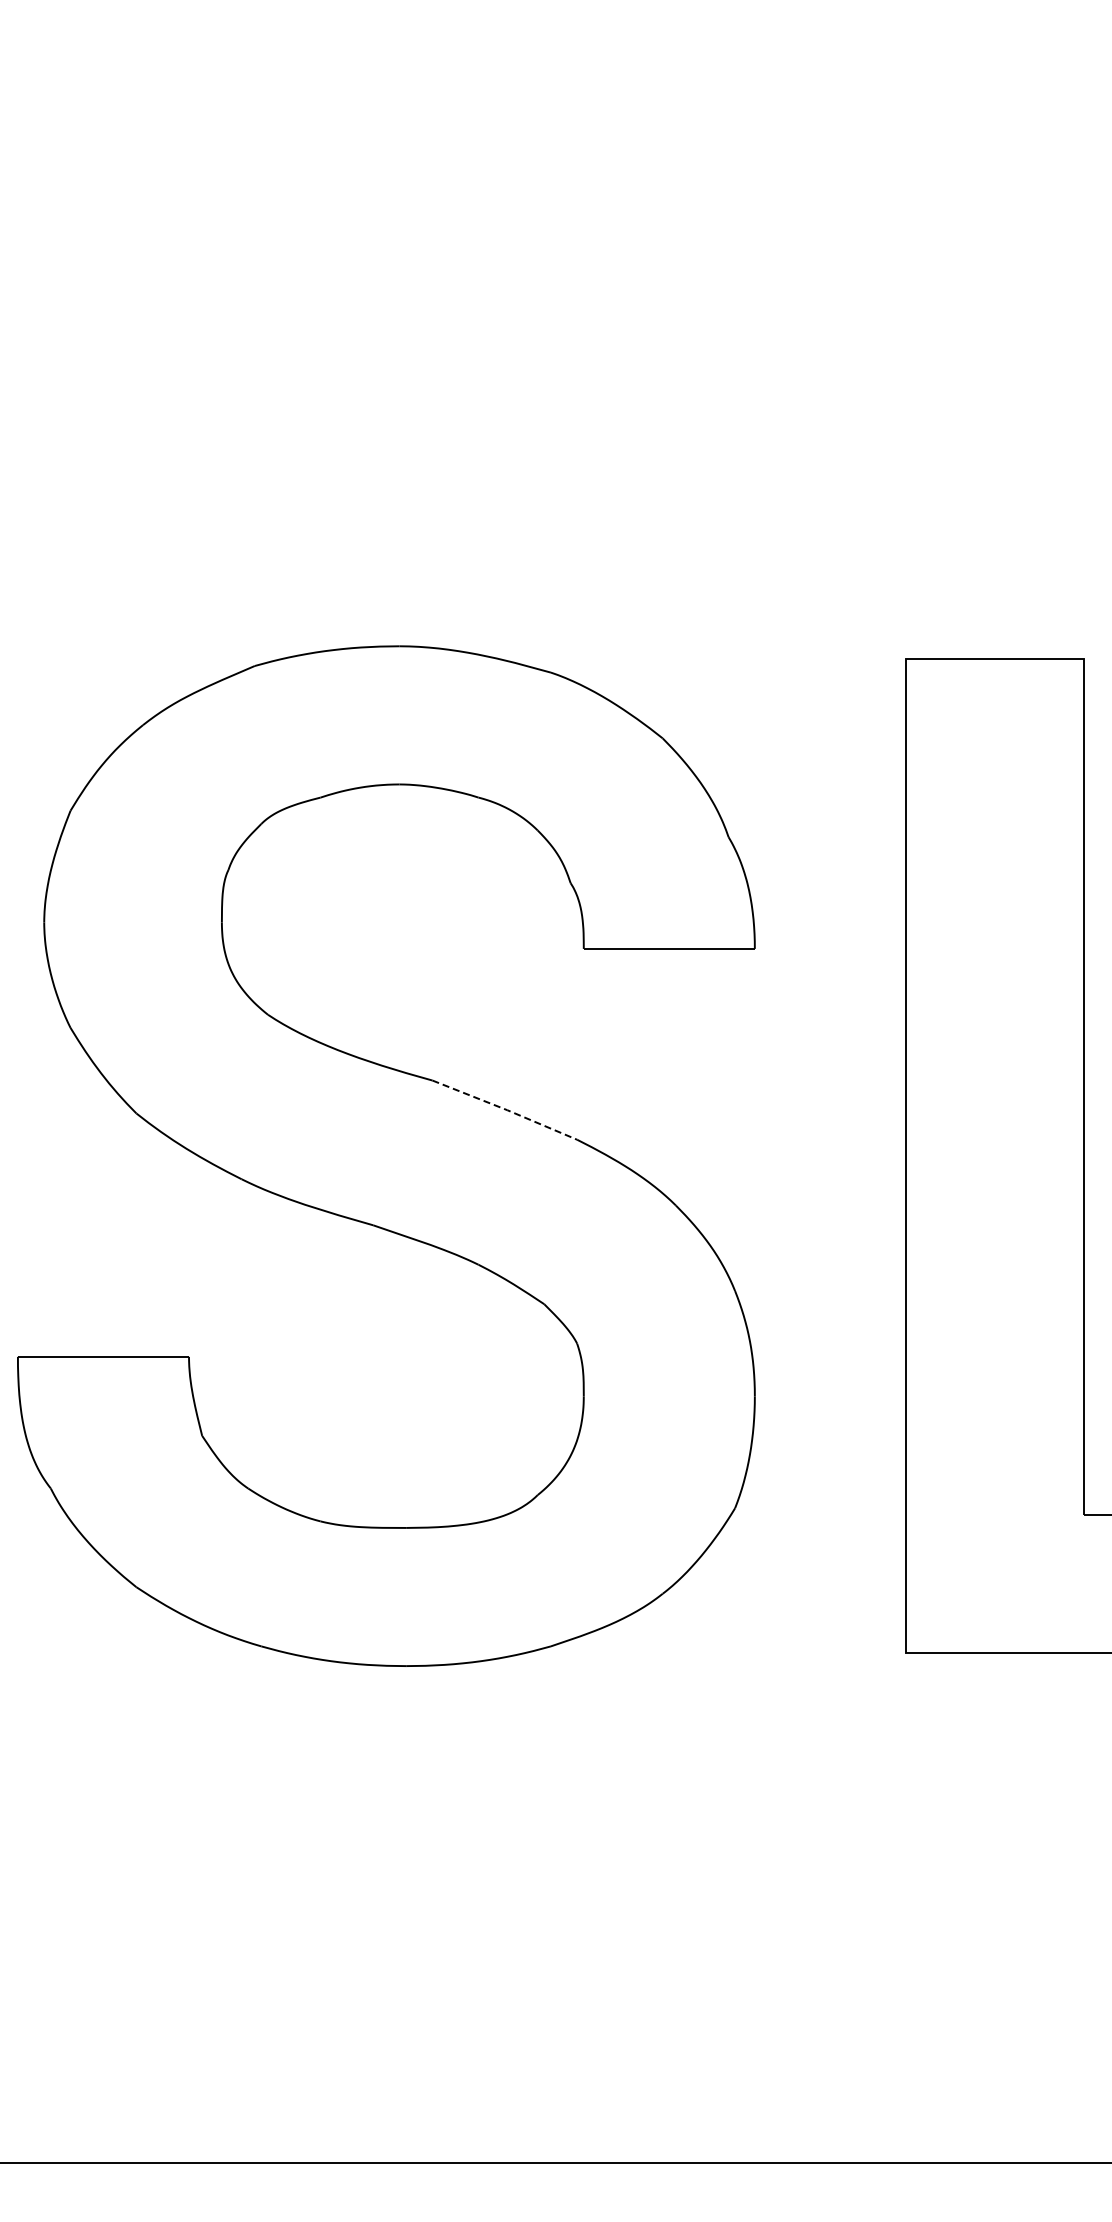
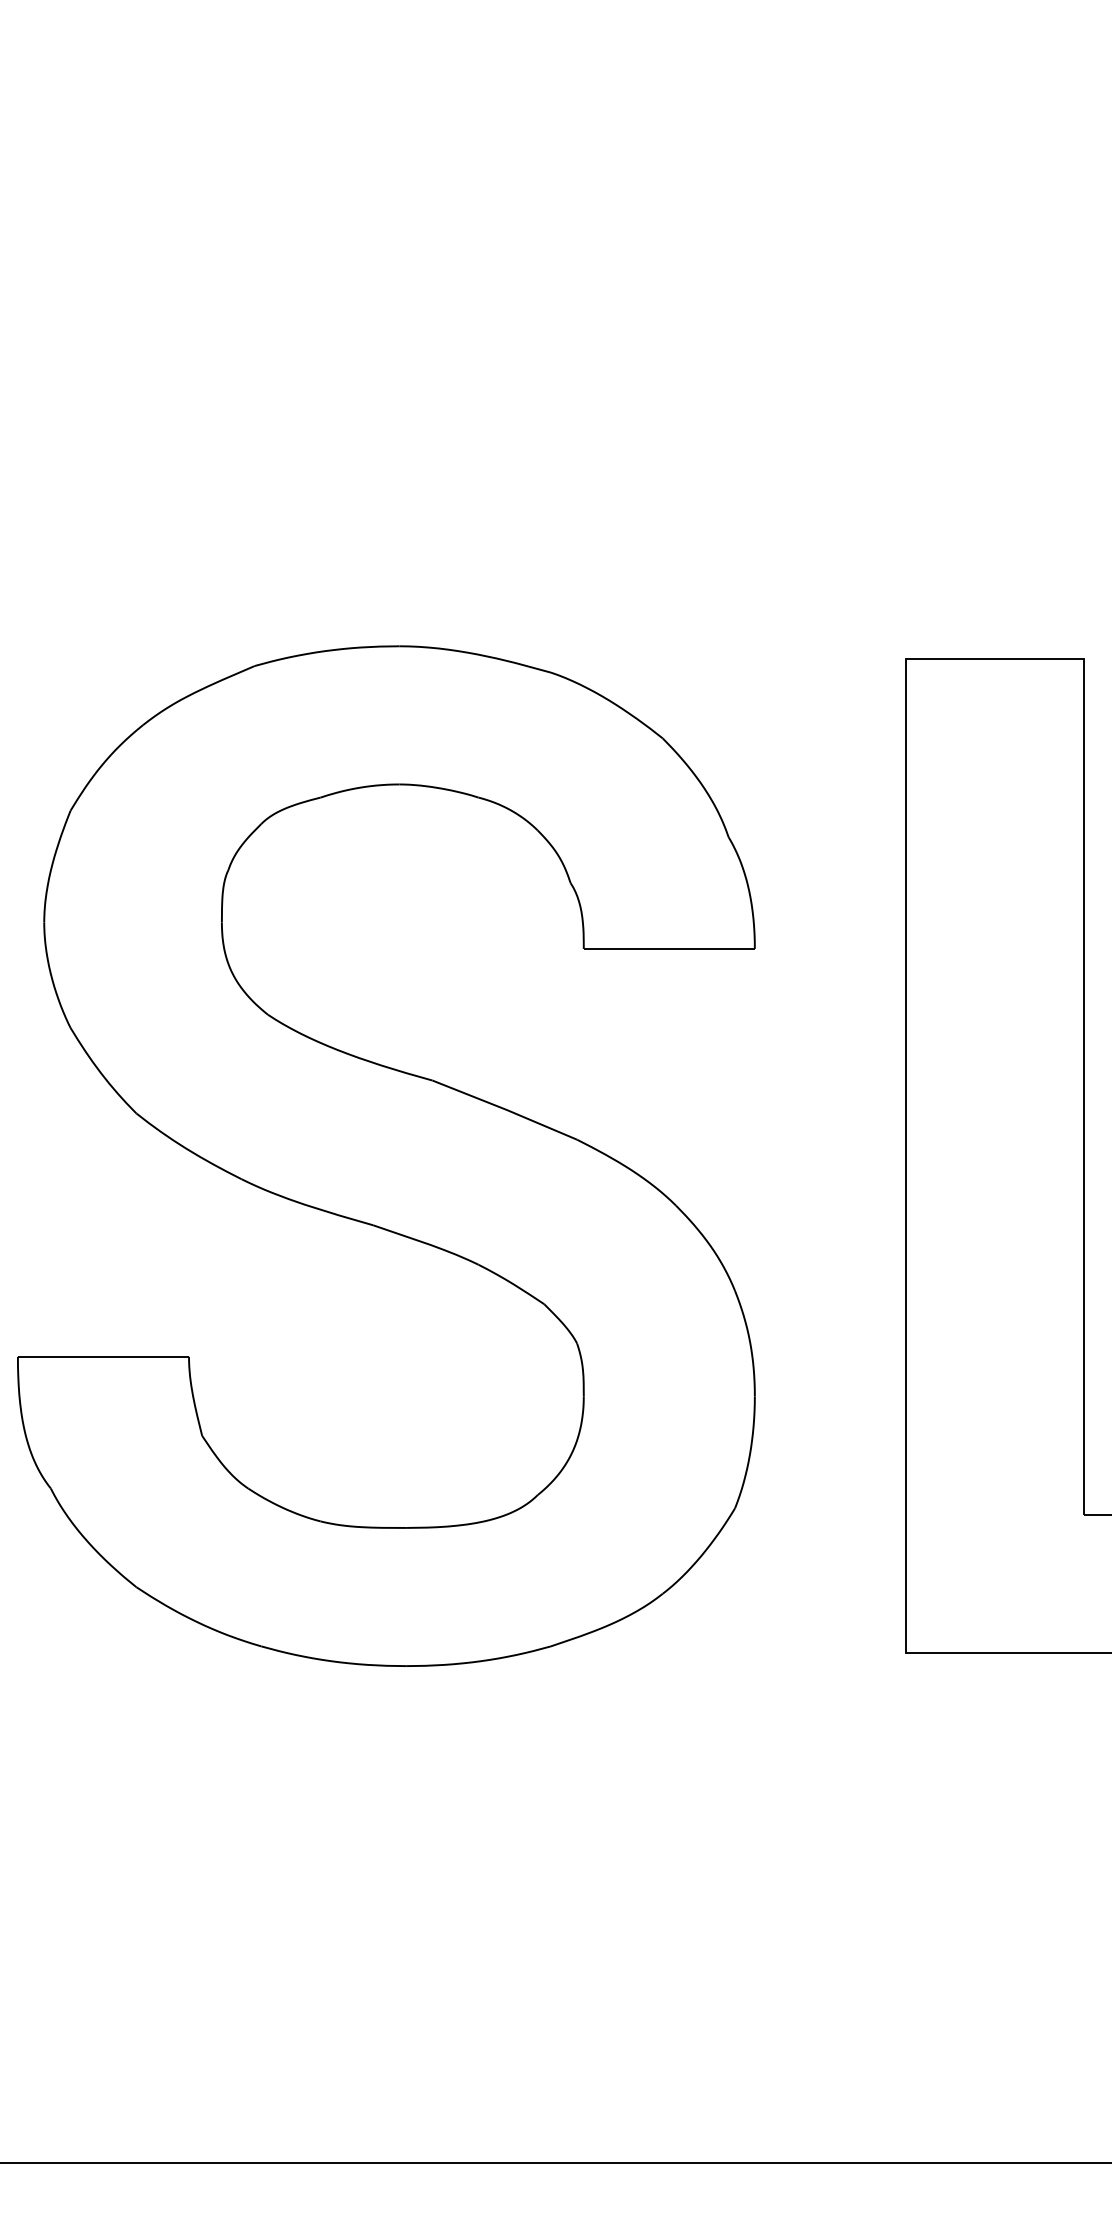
line: dashed -> solid (505, 1109)
